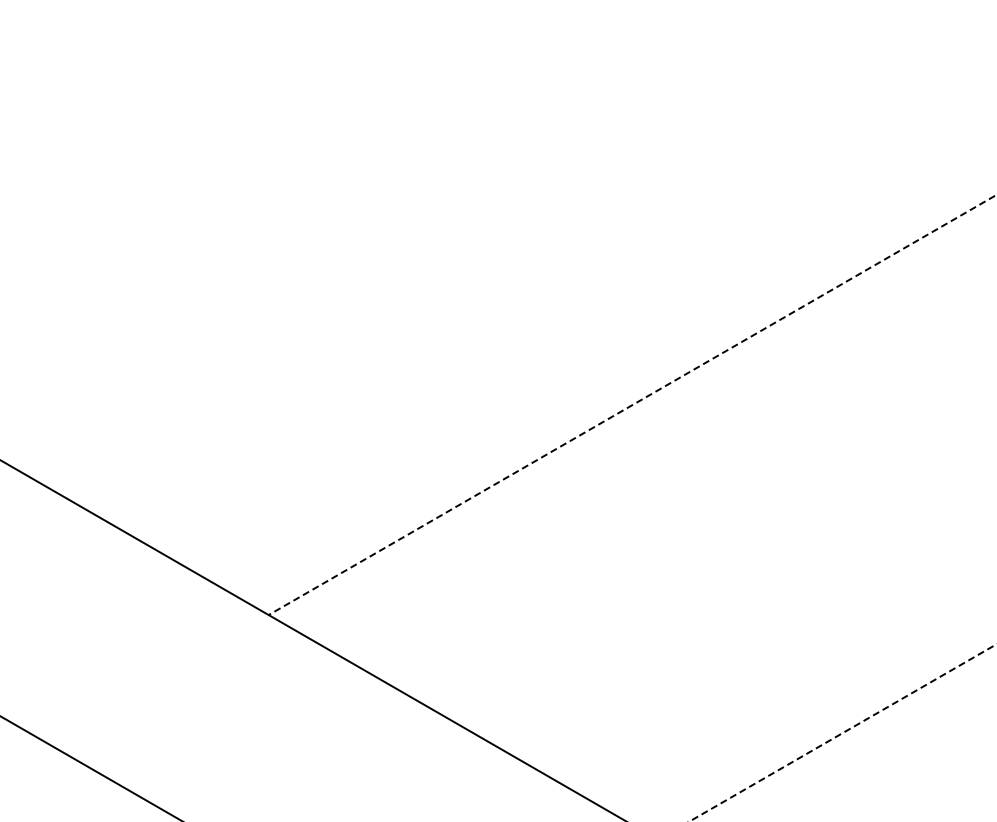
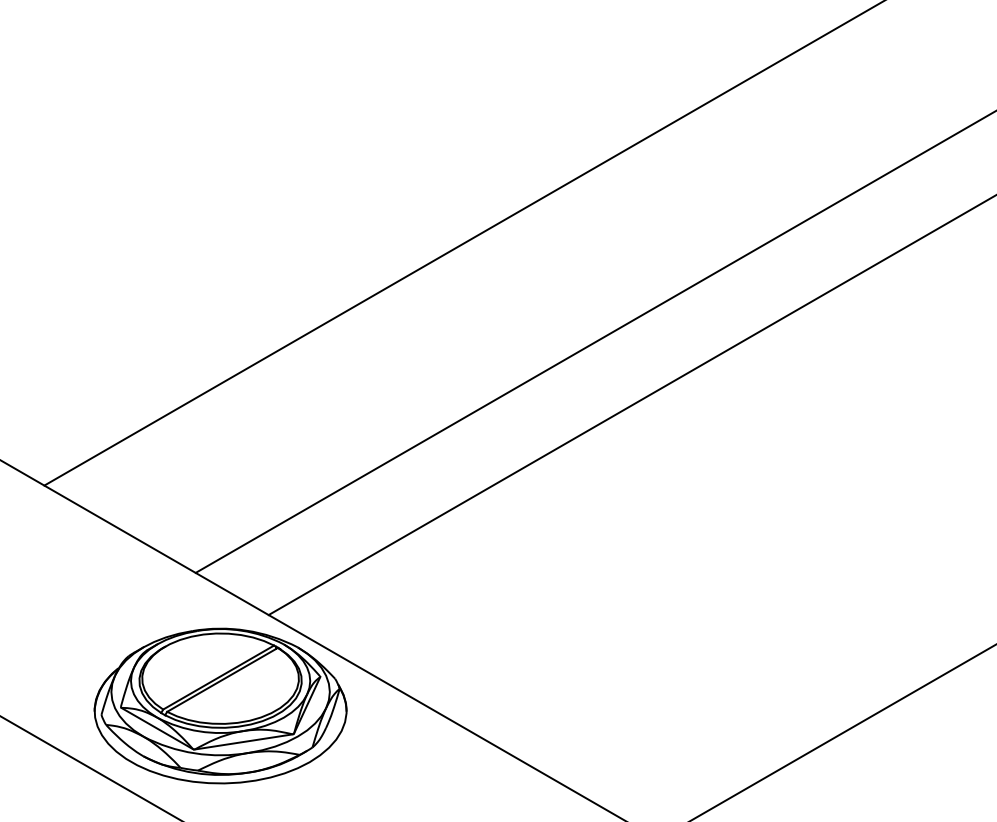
line: none -> present (463, 243)
line: none -> present (594, 342)
line: dashed -> solid (632, 405)
part: none -> present (220, 705)
line: dashed -> solid (842, 733)
